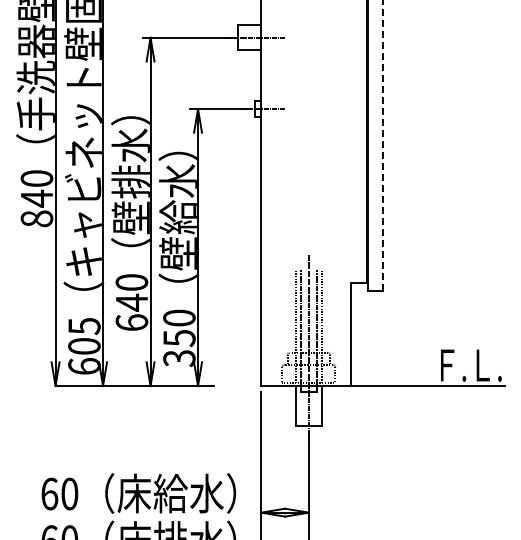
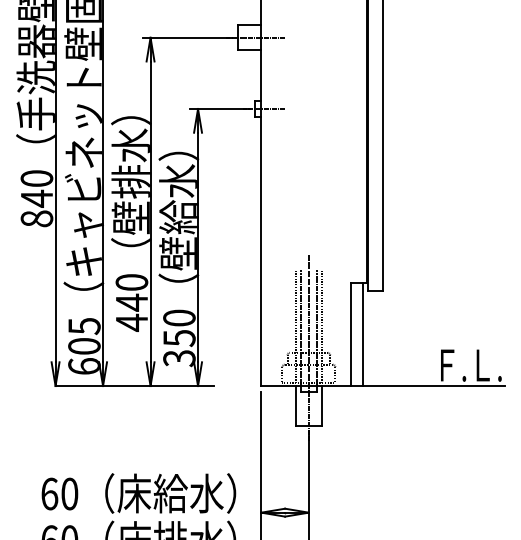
line: dashed -> solid (383, 145)
text: 640 -> 440 (131, 322)
line: none -> present (362, 334)
